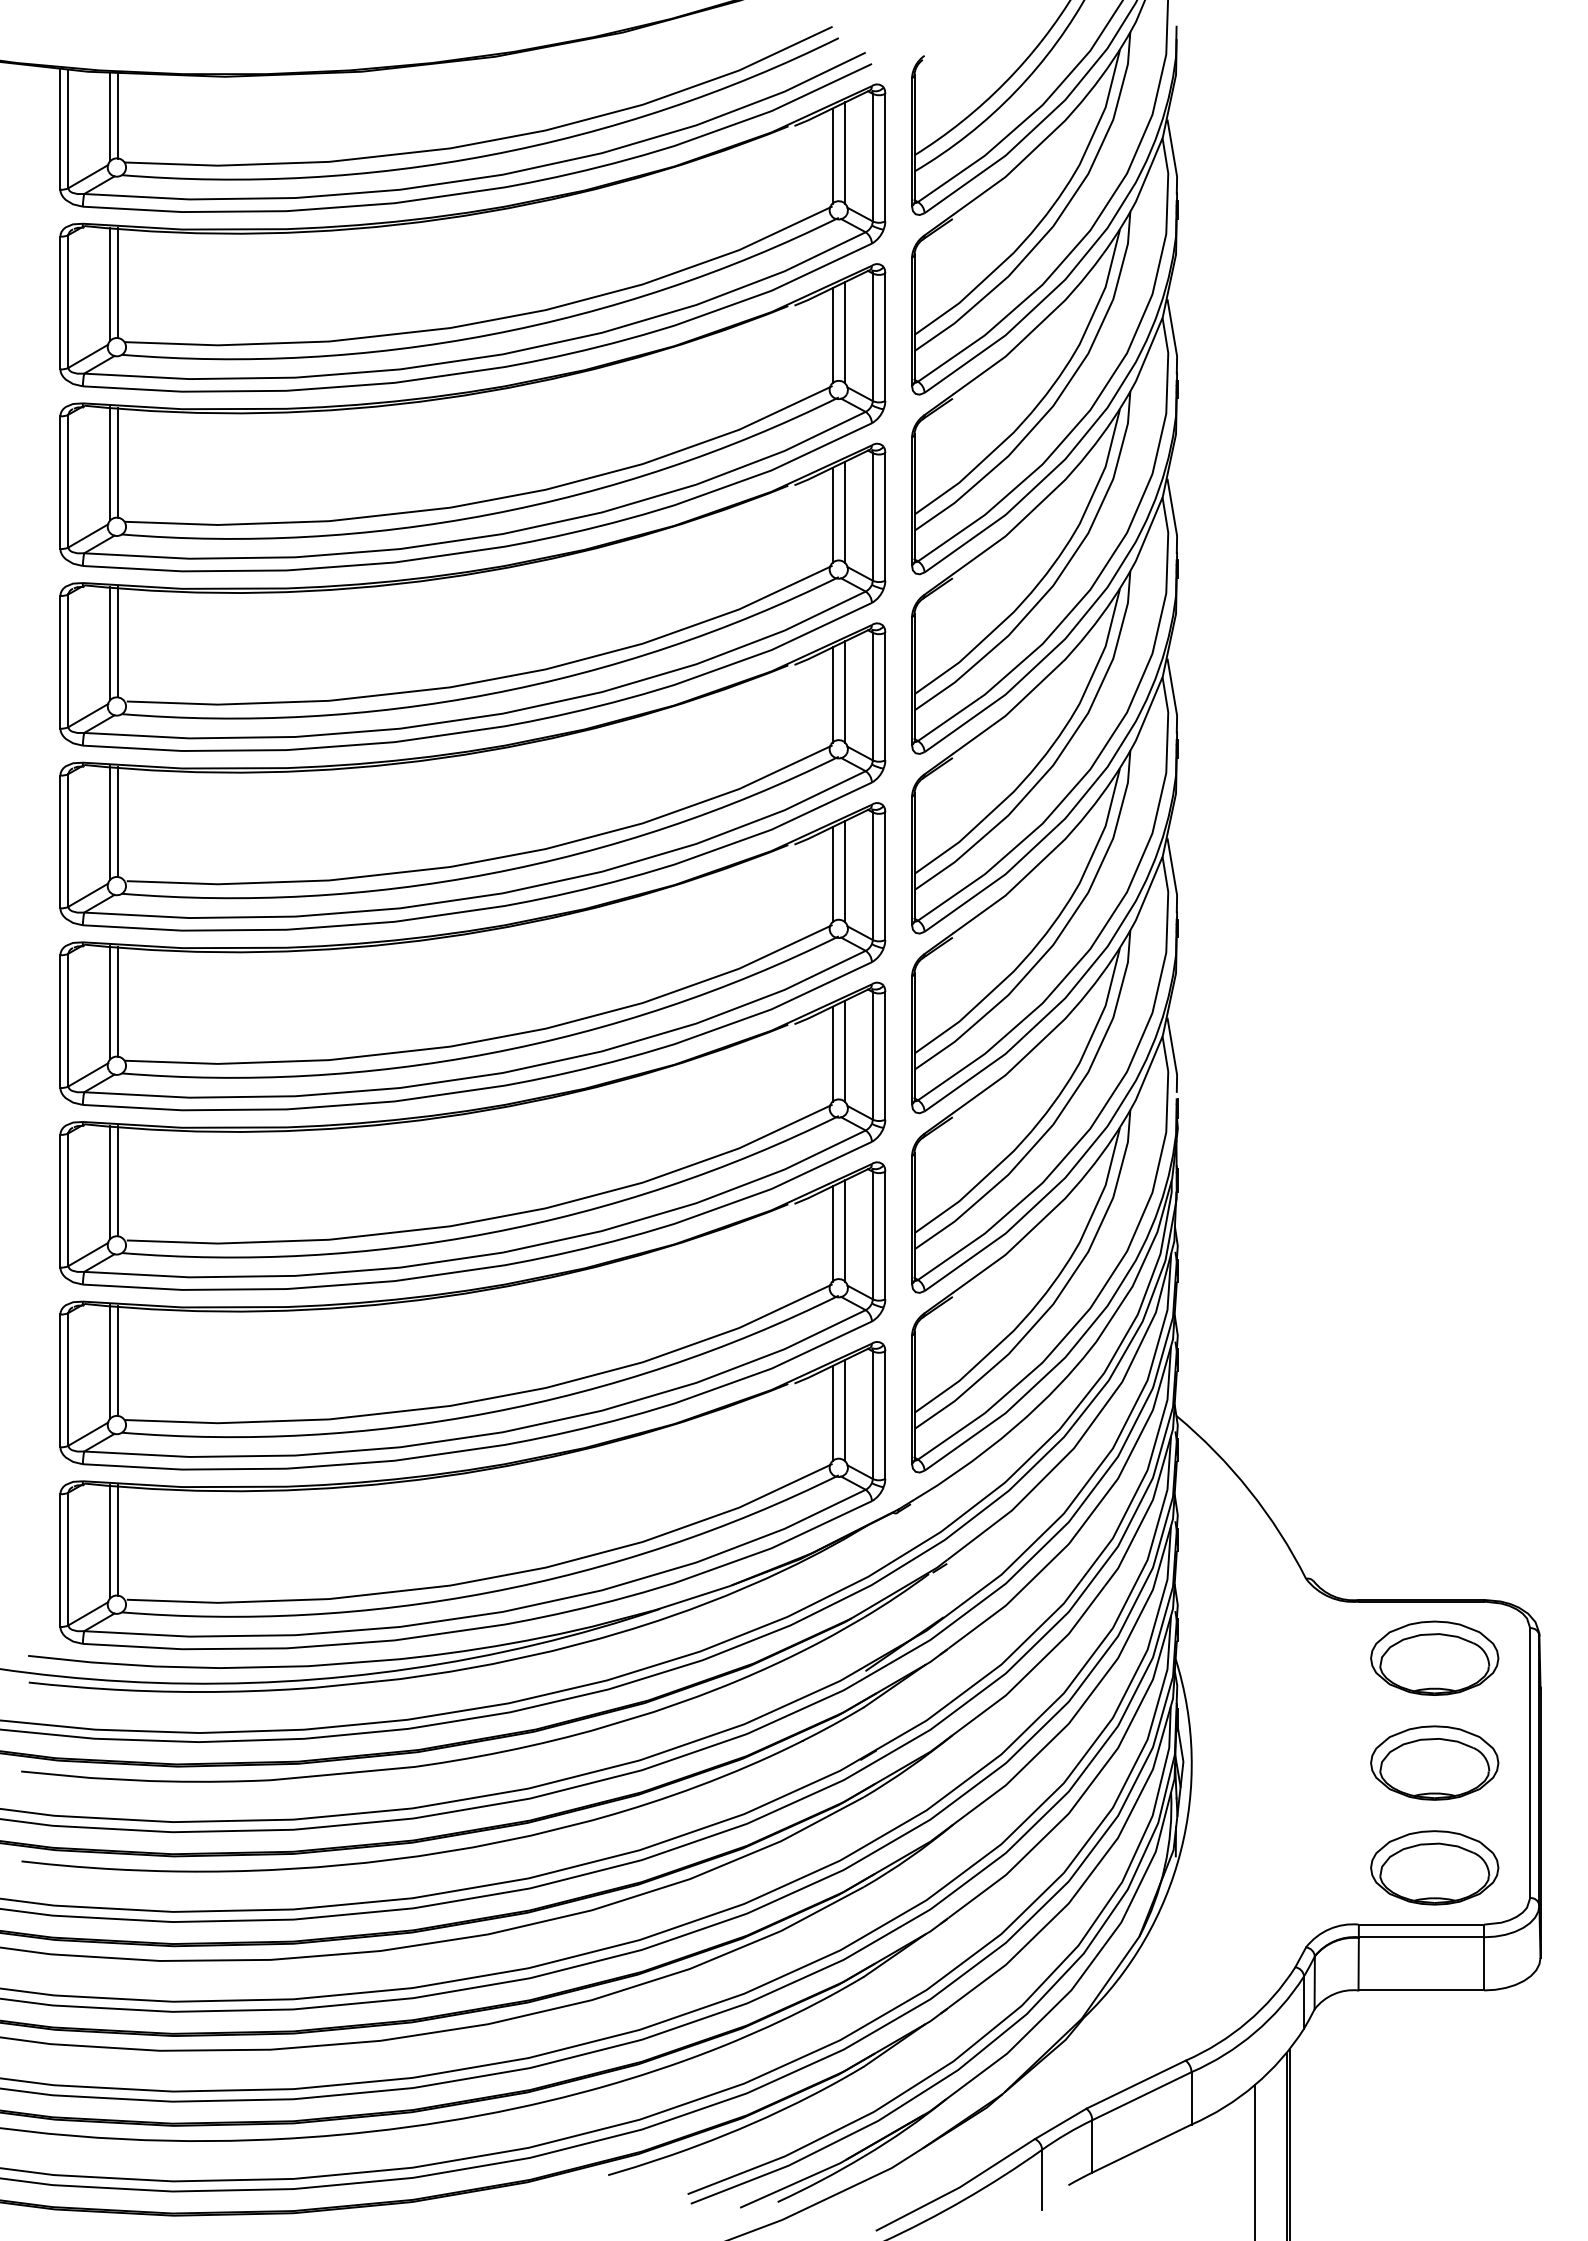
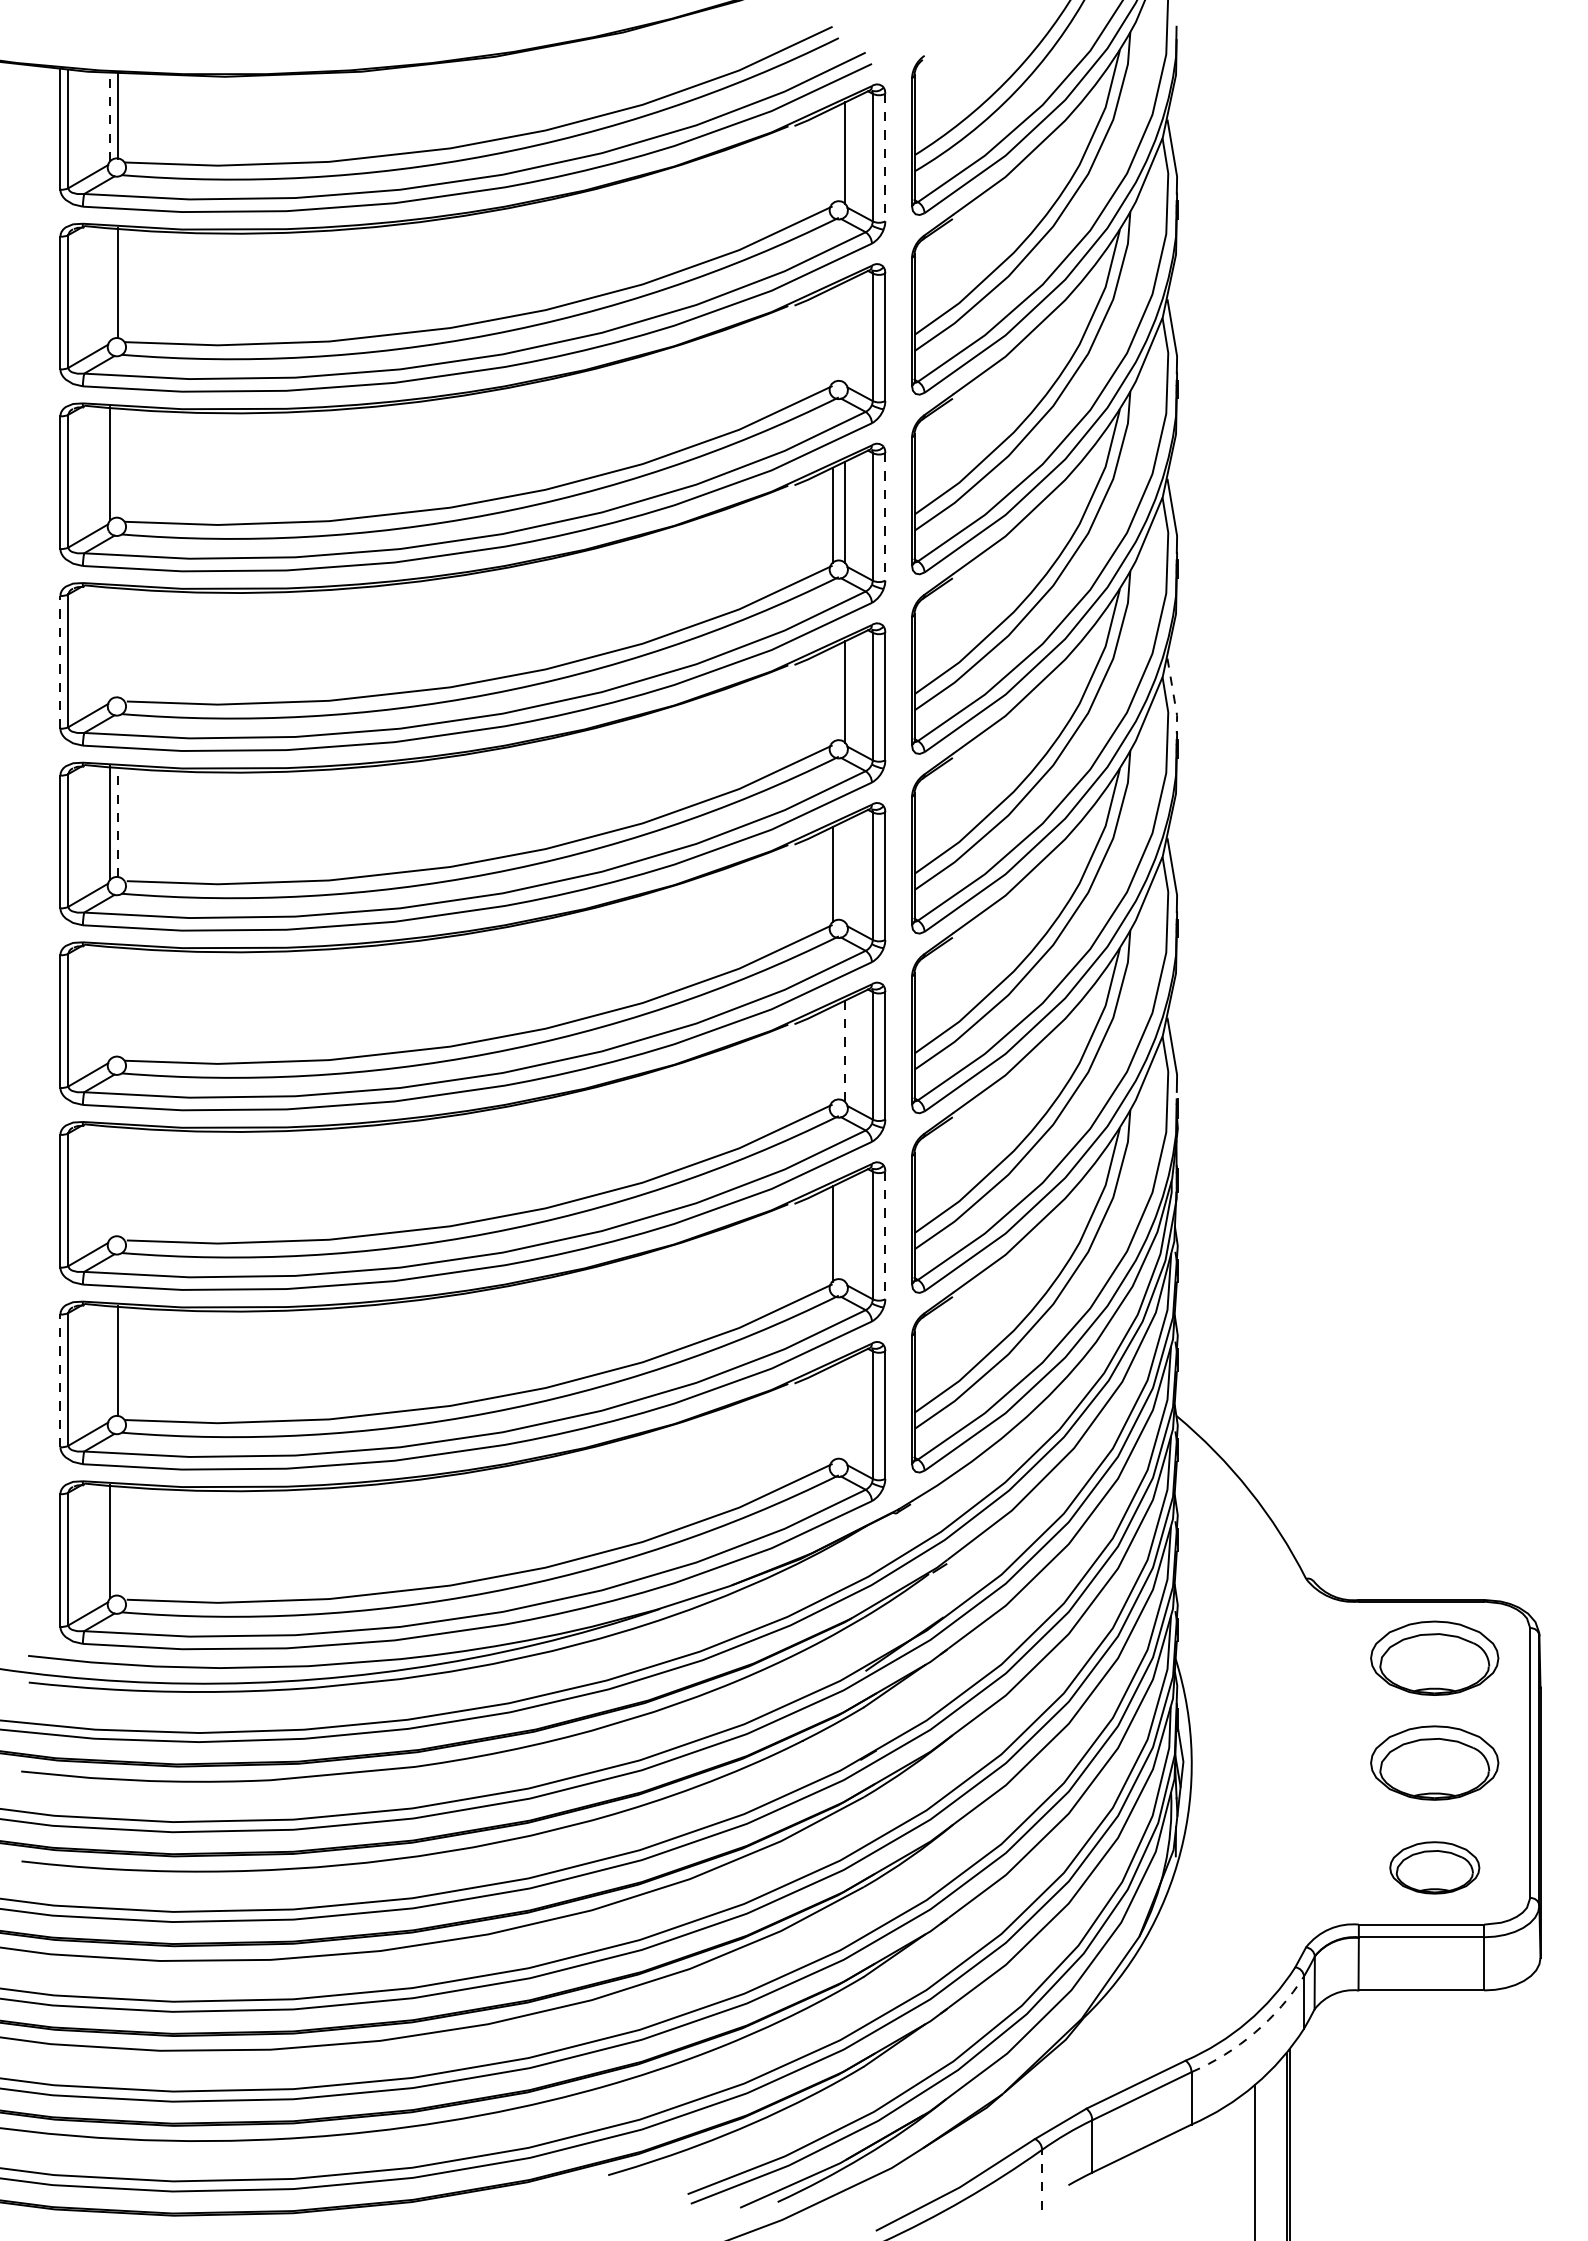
line: solid -> dashed (110, 116)
line: present -> none (832, 155)
line: solid -> dashed (885, 157)
line: present -> none (110, 283)
line: present -> none (845, 332)
line: present -> none (832, 335)
line: present -> none (117, 462)
line: solid -> dashed (885, 516)
line: present -> none (110, 642)
line: present -> none (117, 642)
line: solid -> dashed (60, 661)
line: present -> none (832, 694)
line: solid -> dashed (1173, 696)
line: solid -> dashed (117, 821)
line: present -> none (845, 871)
line: present -> none (117, 1001)
line: present -> none (110, 1002)
line: solid -> dashed (845, 1051)
line: present -> none (832, 1053)
line: present -> none (110, 1181)
line: present -> none (117, 1181)
line: present -> none (845, 1230)
line: solid -> dashed (885, 1235)
line: present -> none (110, 1361)
line: solid -> dashed (60, 1380)
line: present -> none (845, 1410)
line: present -> none (832, 1413)
line: present -> none (117, 1540)
part size: 130x76 px -> 92x54 px (1434, 1867)
arc: solid -> dashed (1254, 2032)
line: solid -> dashed (1042, 2179)
